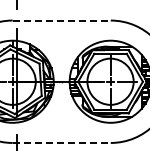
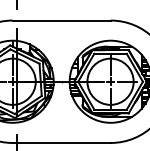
line: dashed -> solid (62, 20)
line: dashed -> solid (62, 142)
